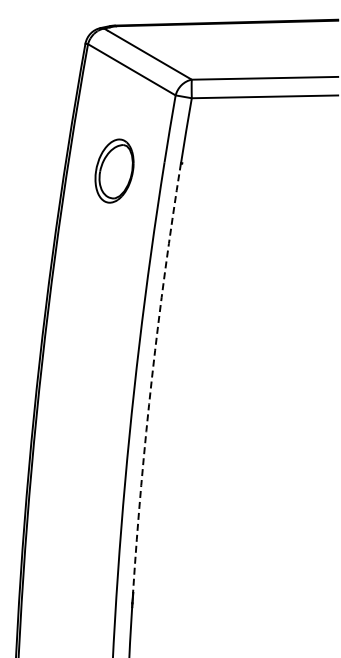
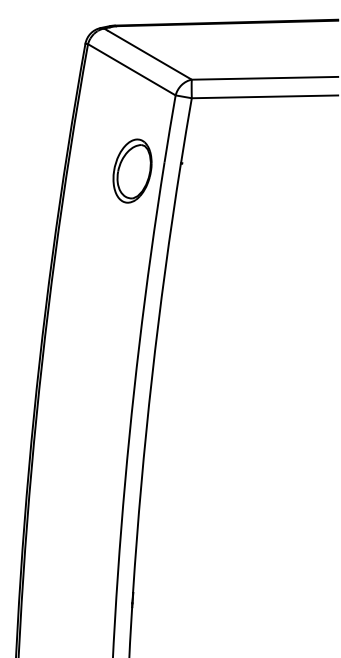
part position: (114, 170) -> (132, 170) (132, 170)
arc: dashed -> solid (152, 377)
